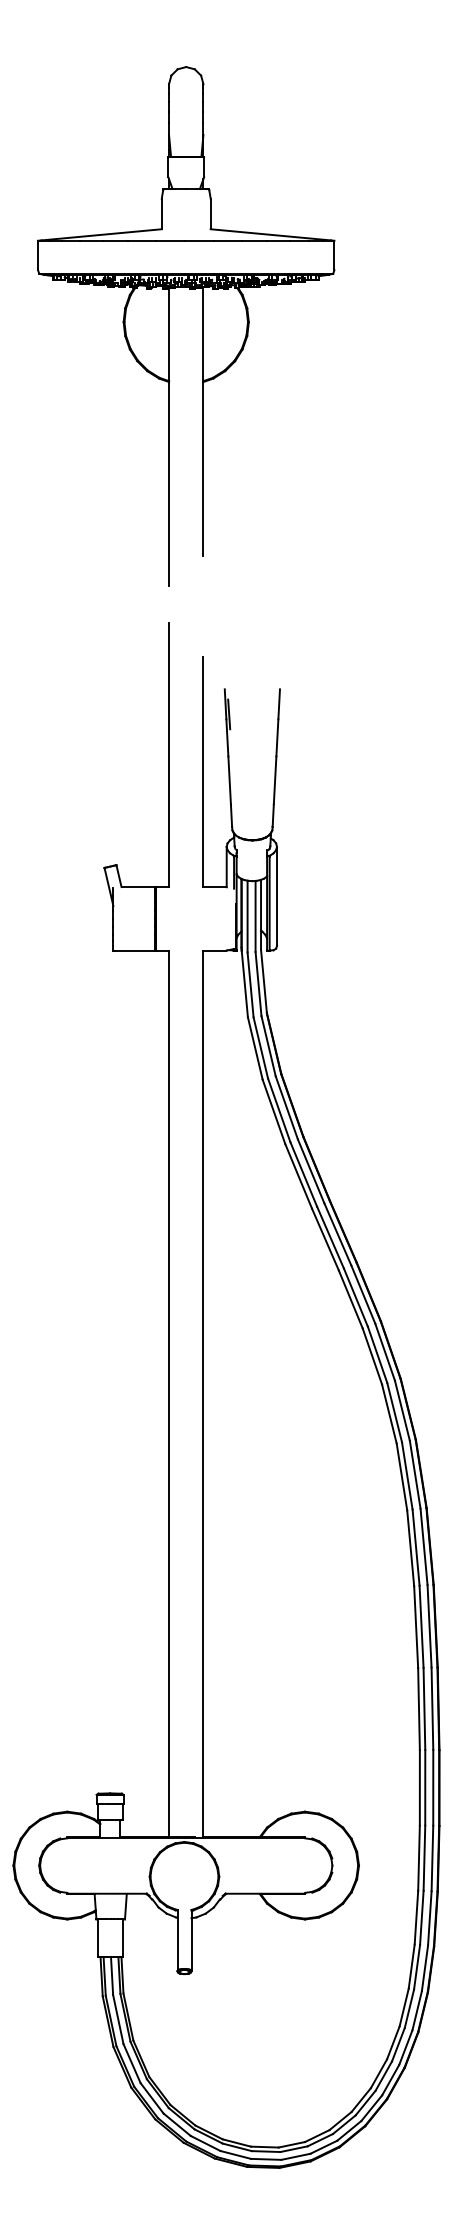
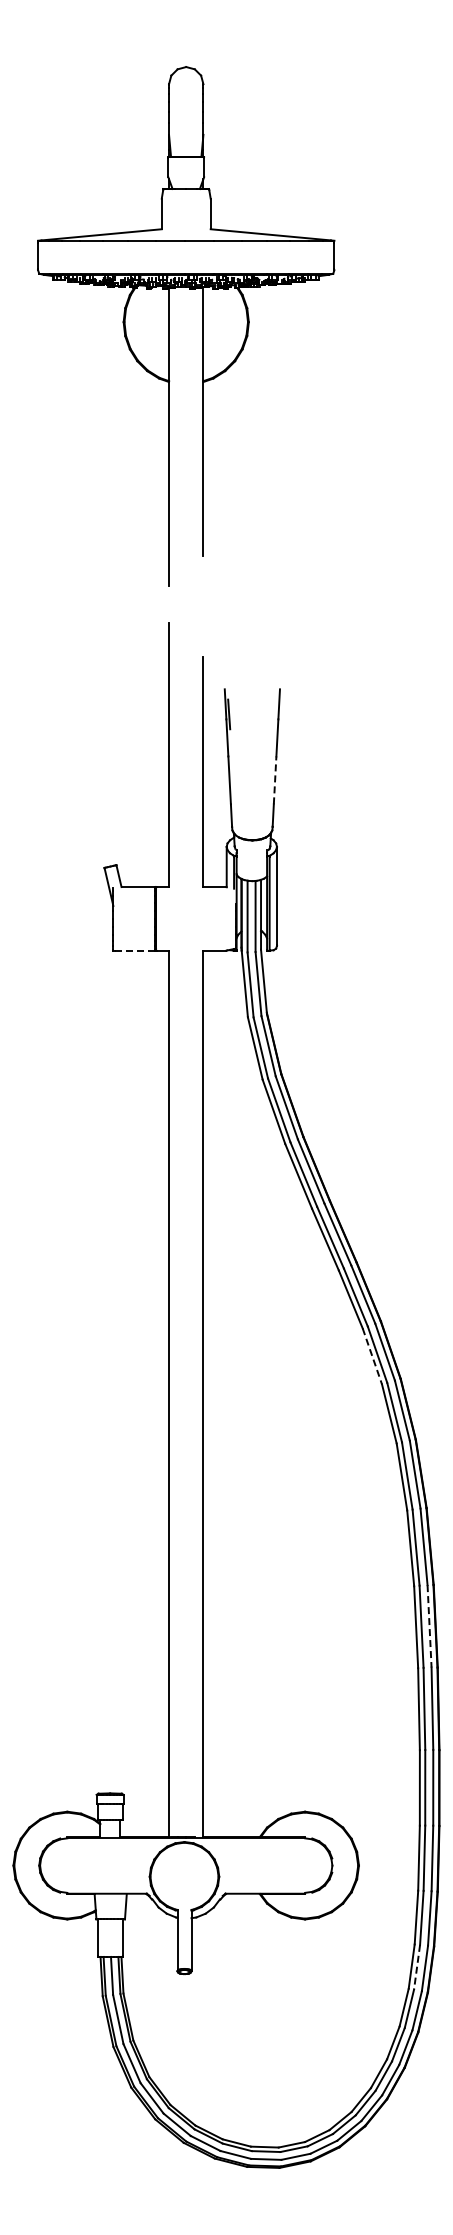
line: solid -> dashed (275, 780)
line: solid -> dashed (135, 950)
line: solid -> dashed (372, 1356)
line: solid -> dashed (429, 1626)
line: solid -> dashed (417, 1967)
